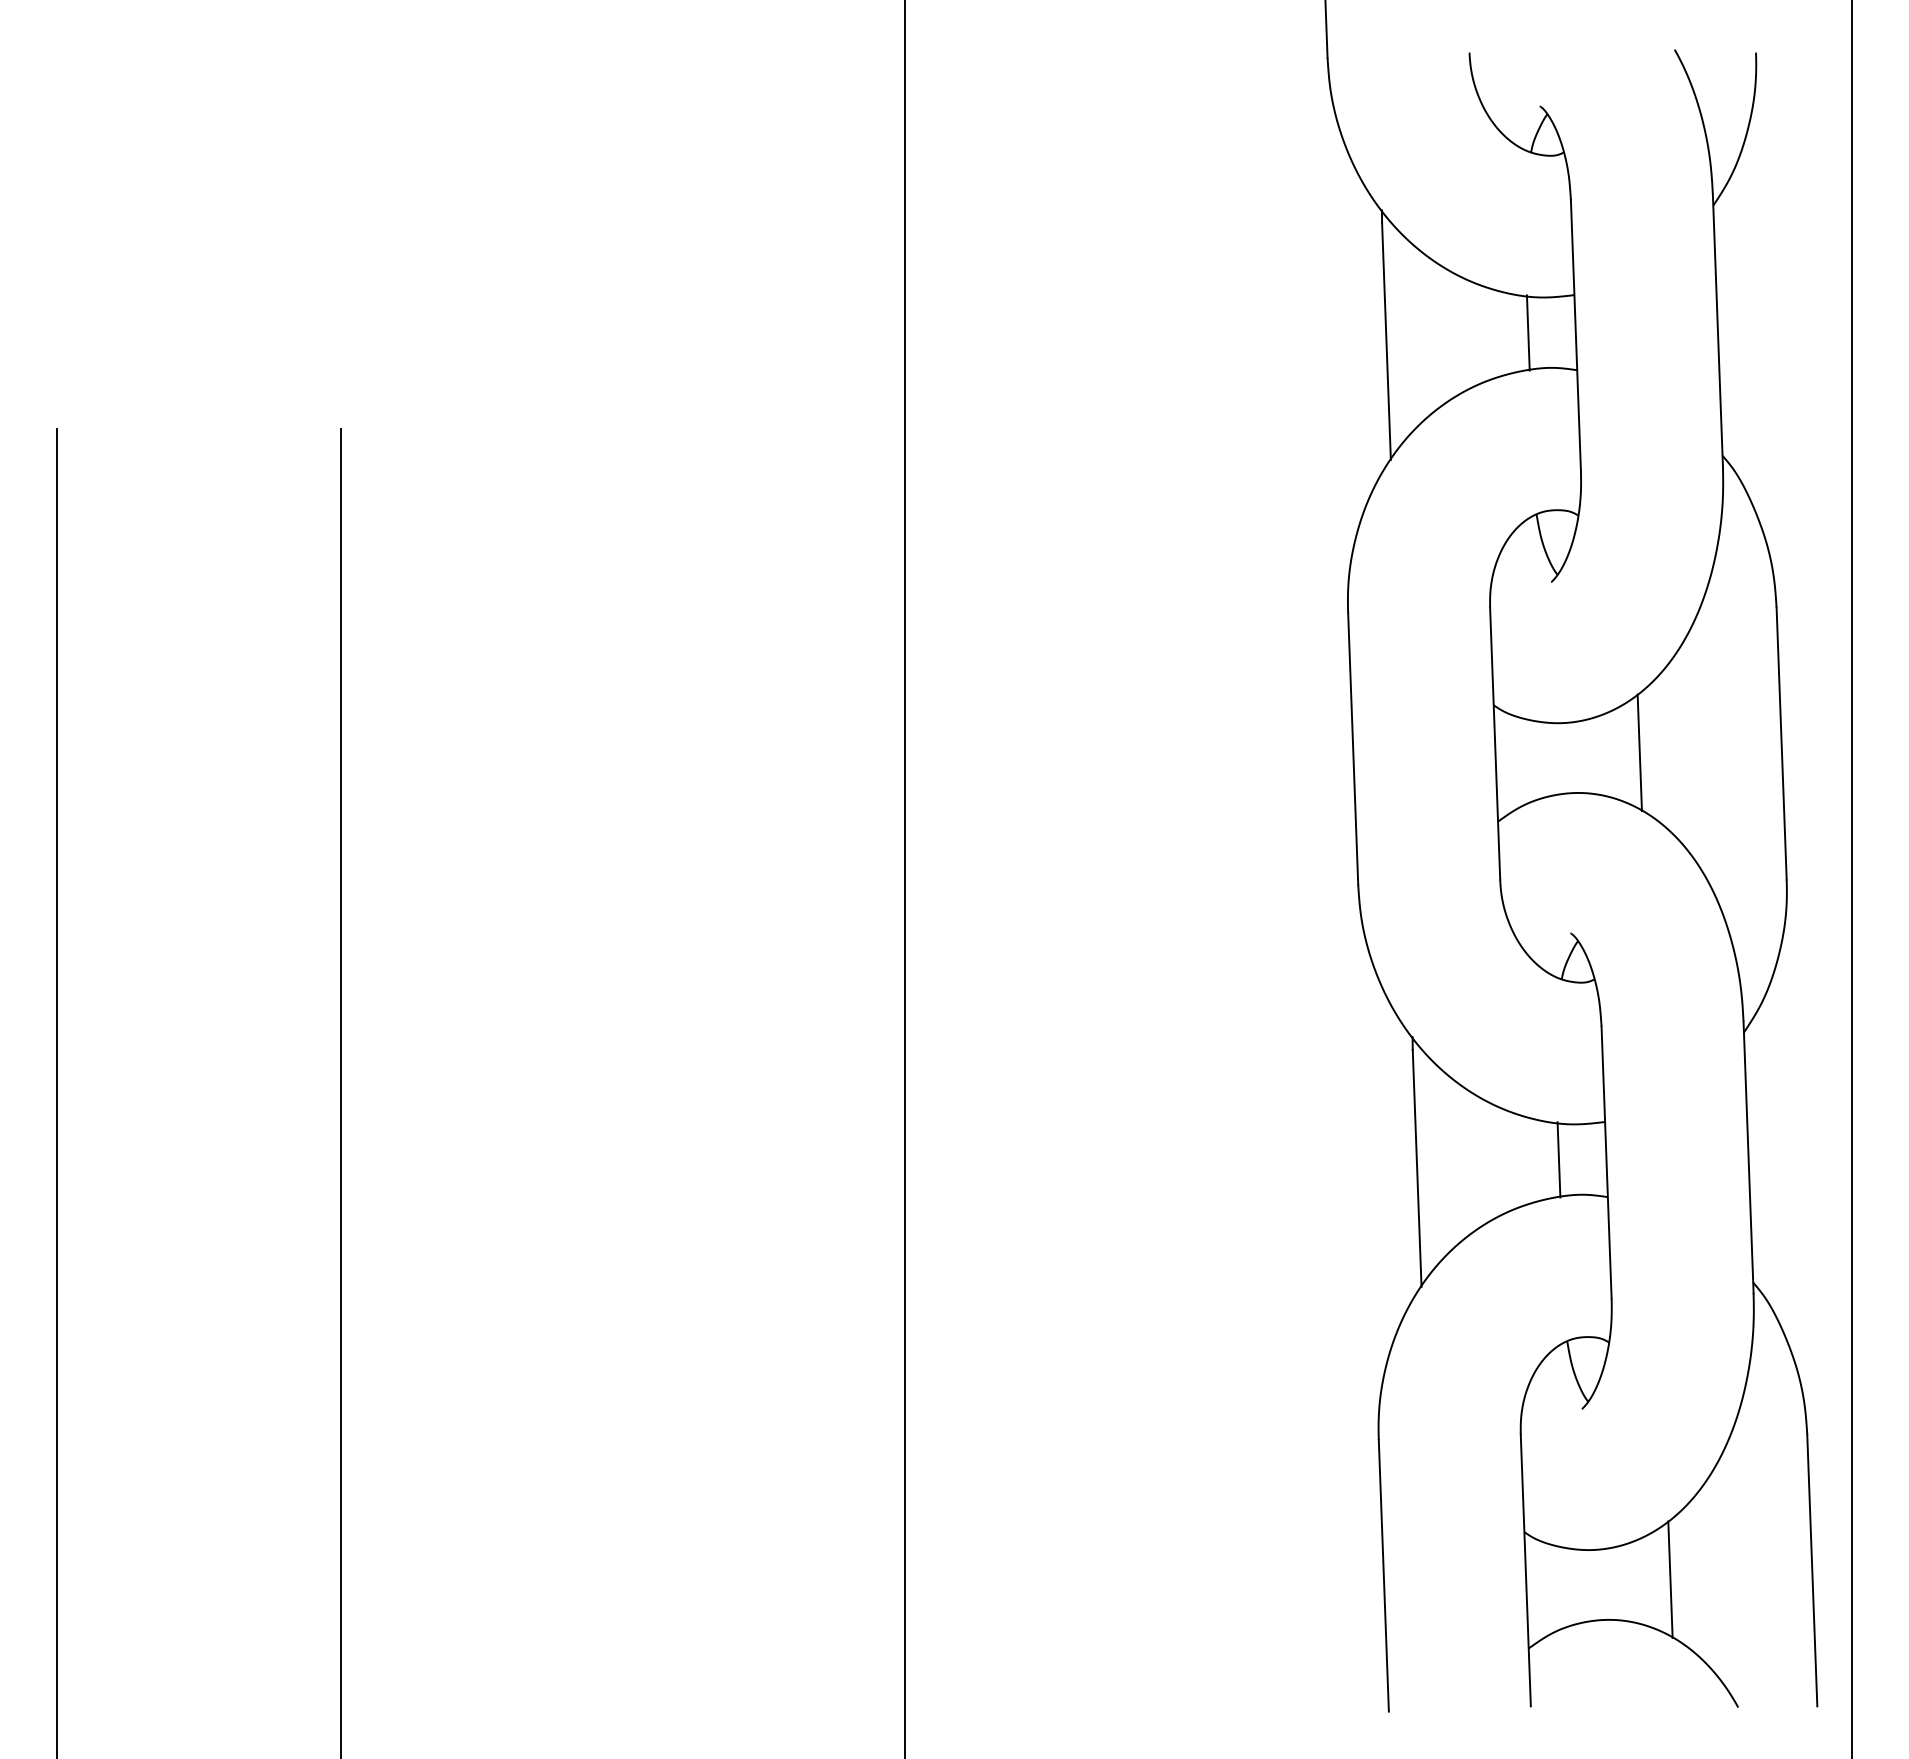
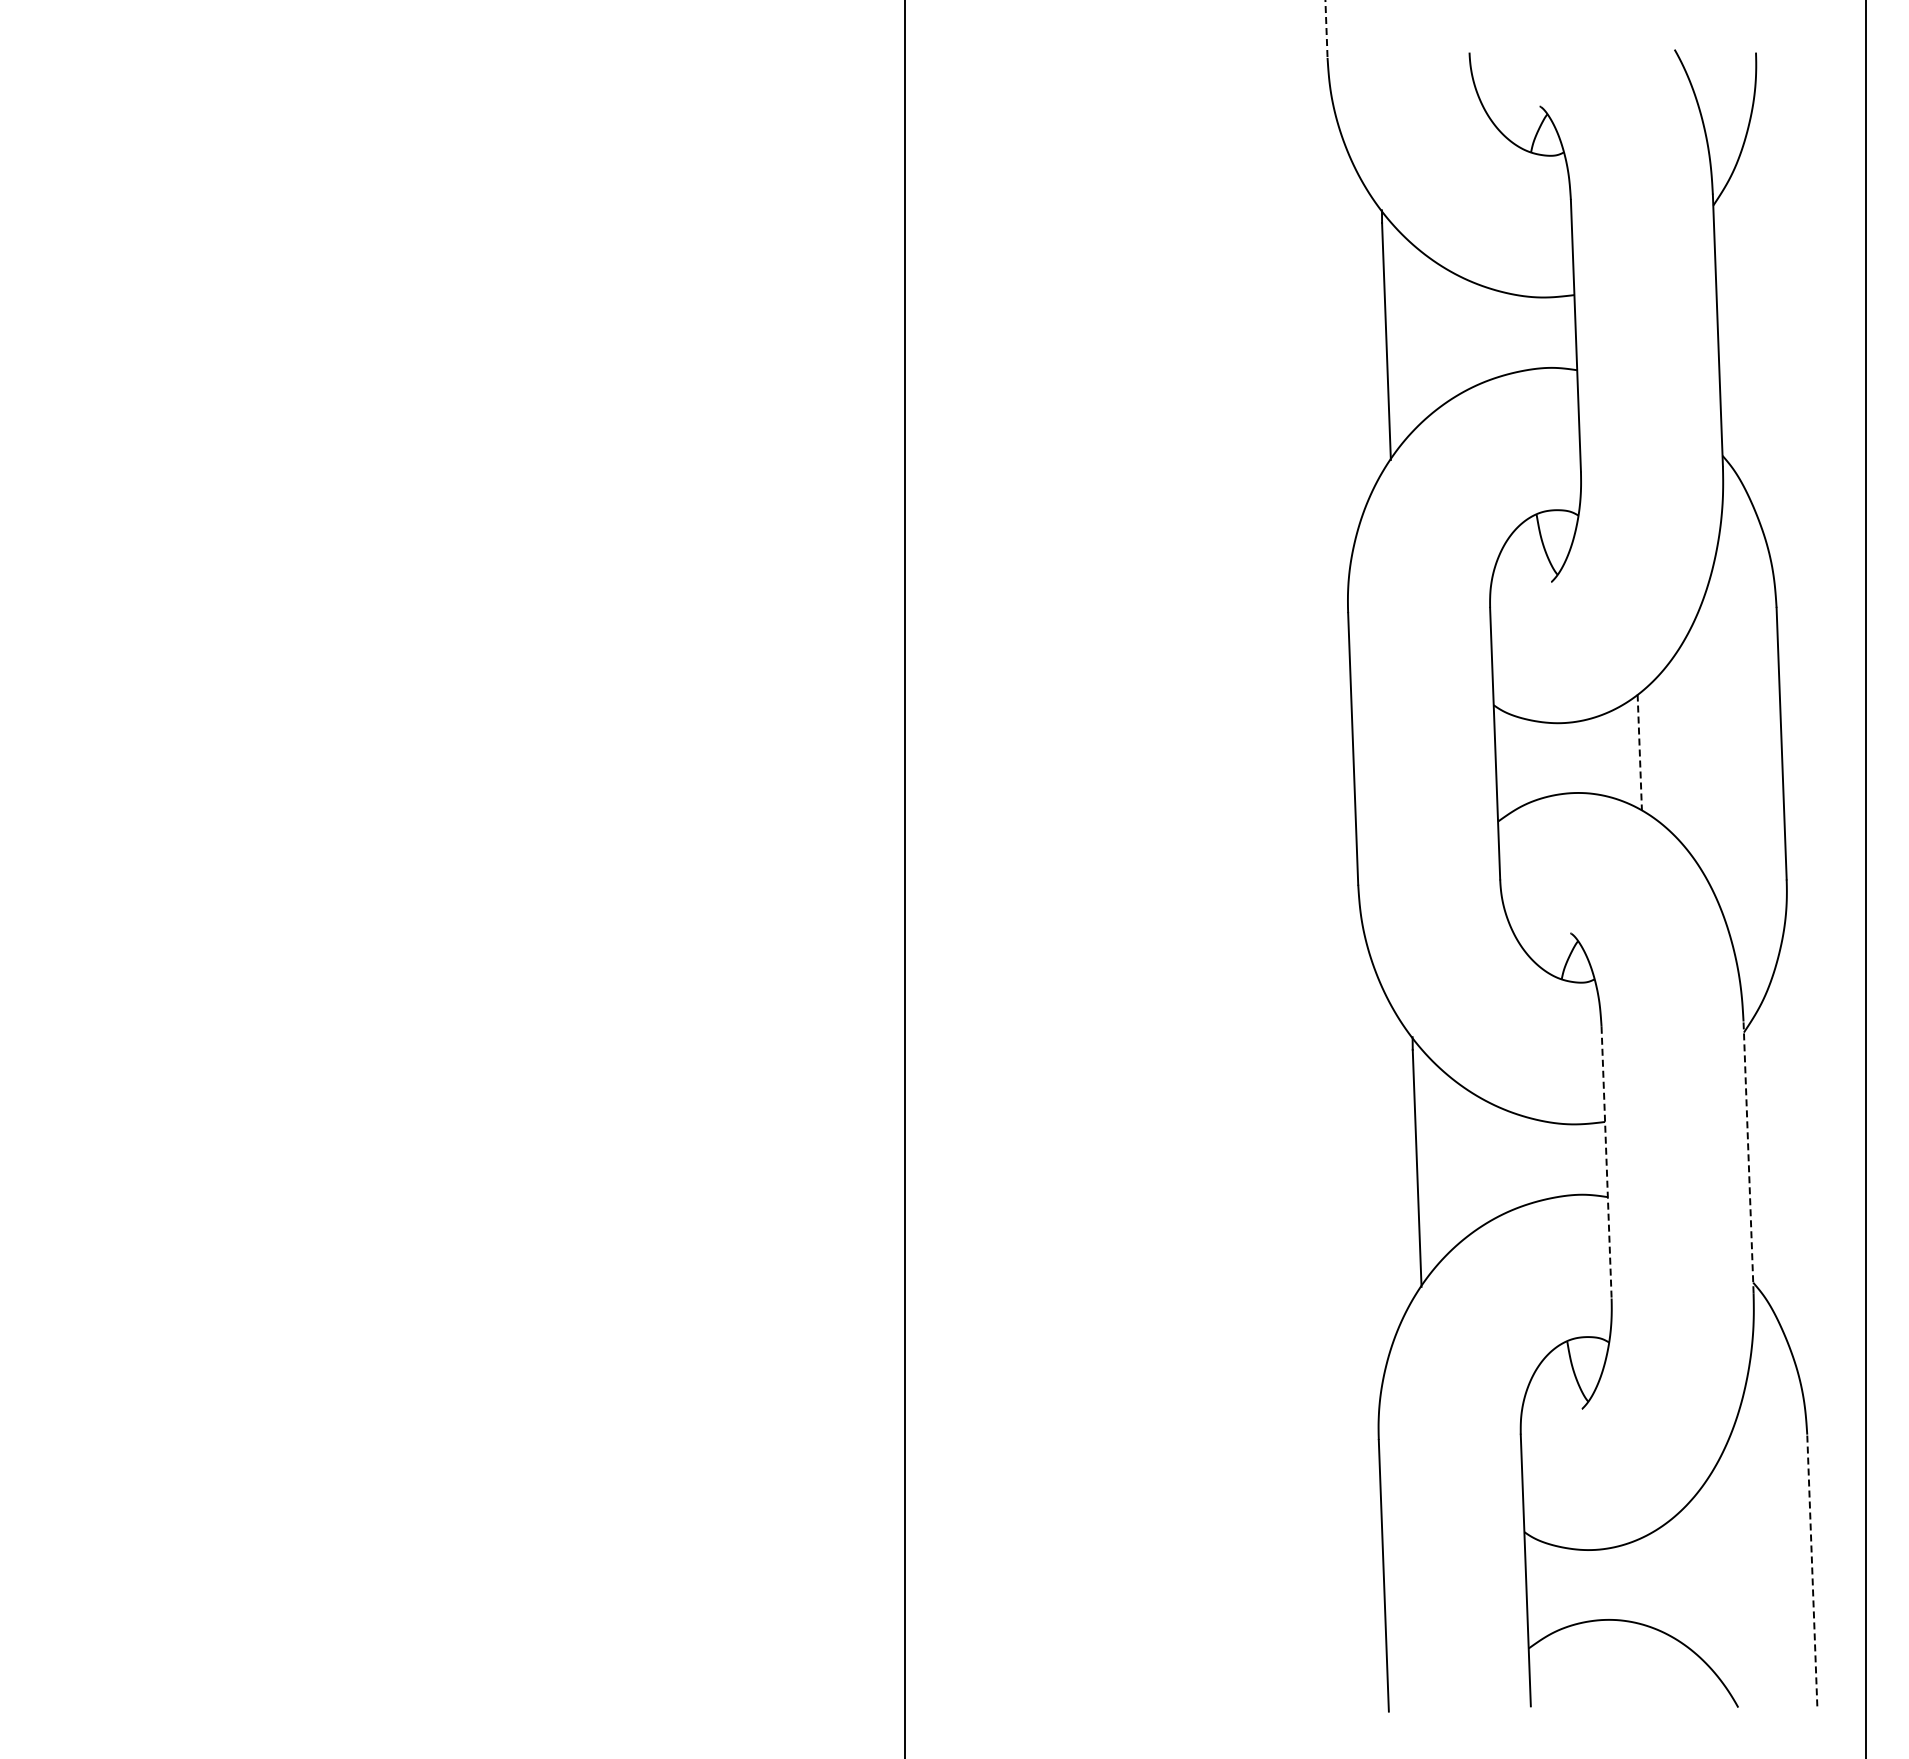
line: solid -> dashed (1326, 29)
line: present -> none (1527, 332)
line: solid -> dashed (1639, 753)
line position: (1851, 878) -> (1865, 878) (1865, 878)
line: present -> none (57, 1091)
line: present -> none (341, 1091)
line: solid -> dashed (1748, 1157)
line: present -> none (1558, 1159)
line: solid -> dashed (1606, 1162)
line: solid -> dashed (1812, 1570)
line: present -> none (1670, 1579)
